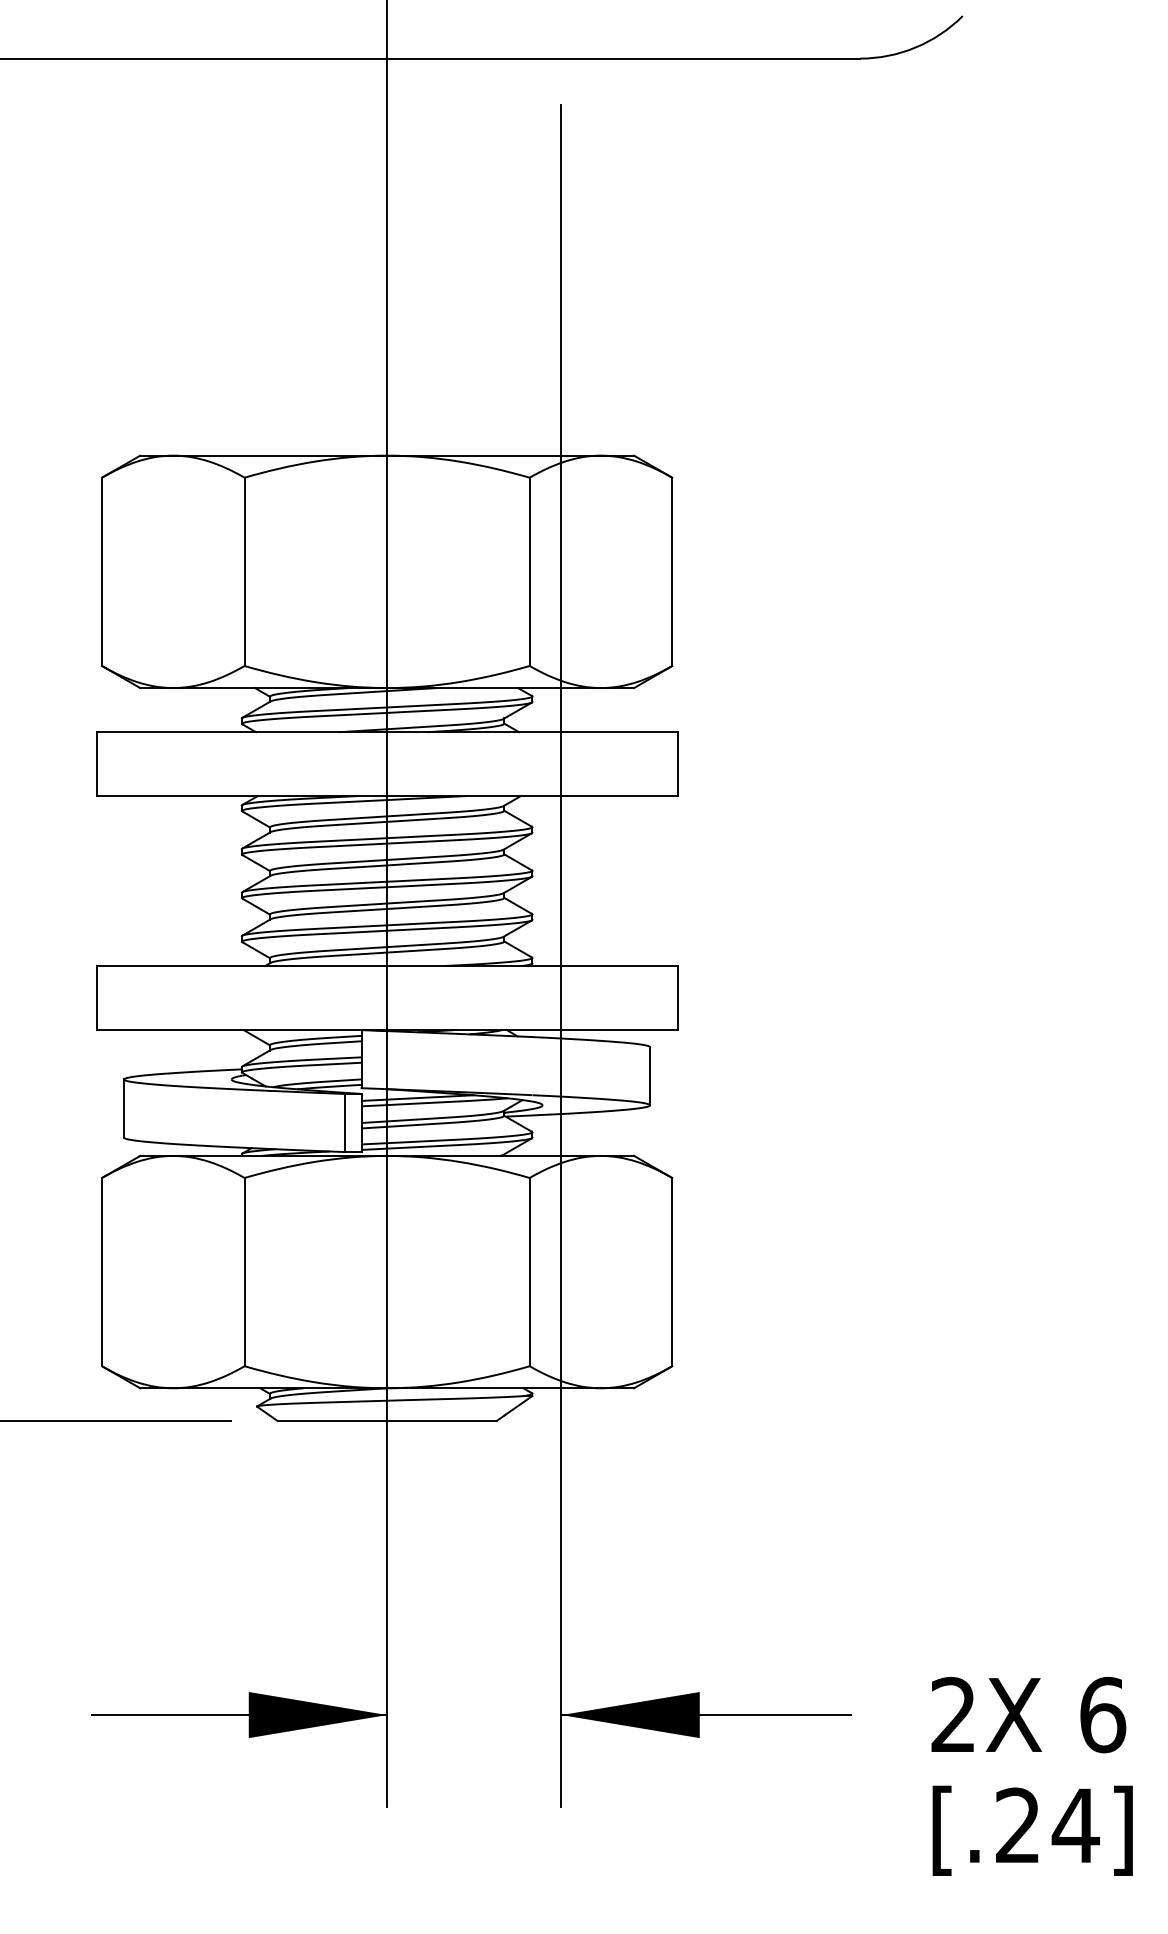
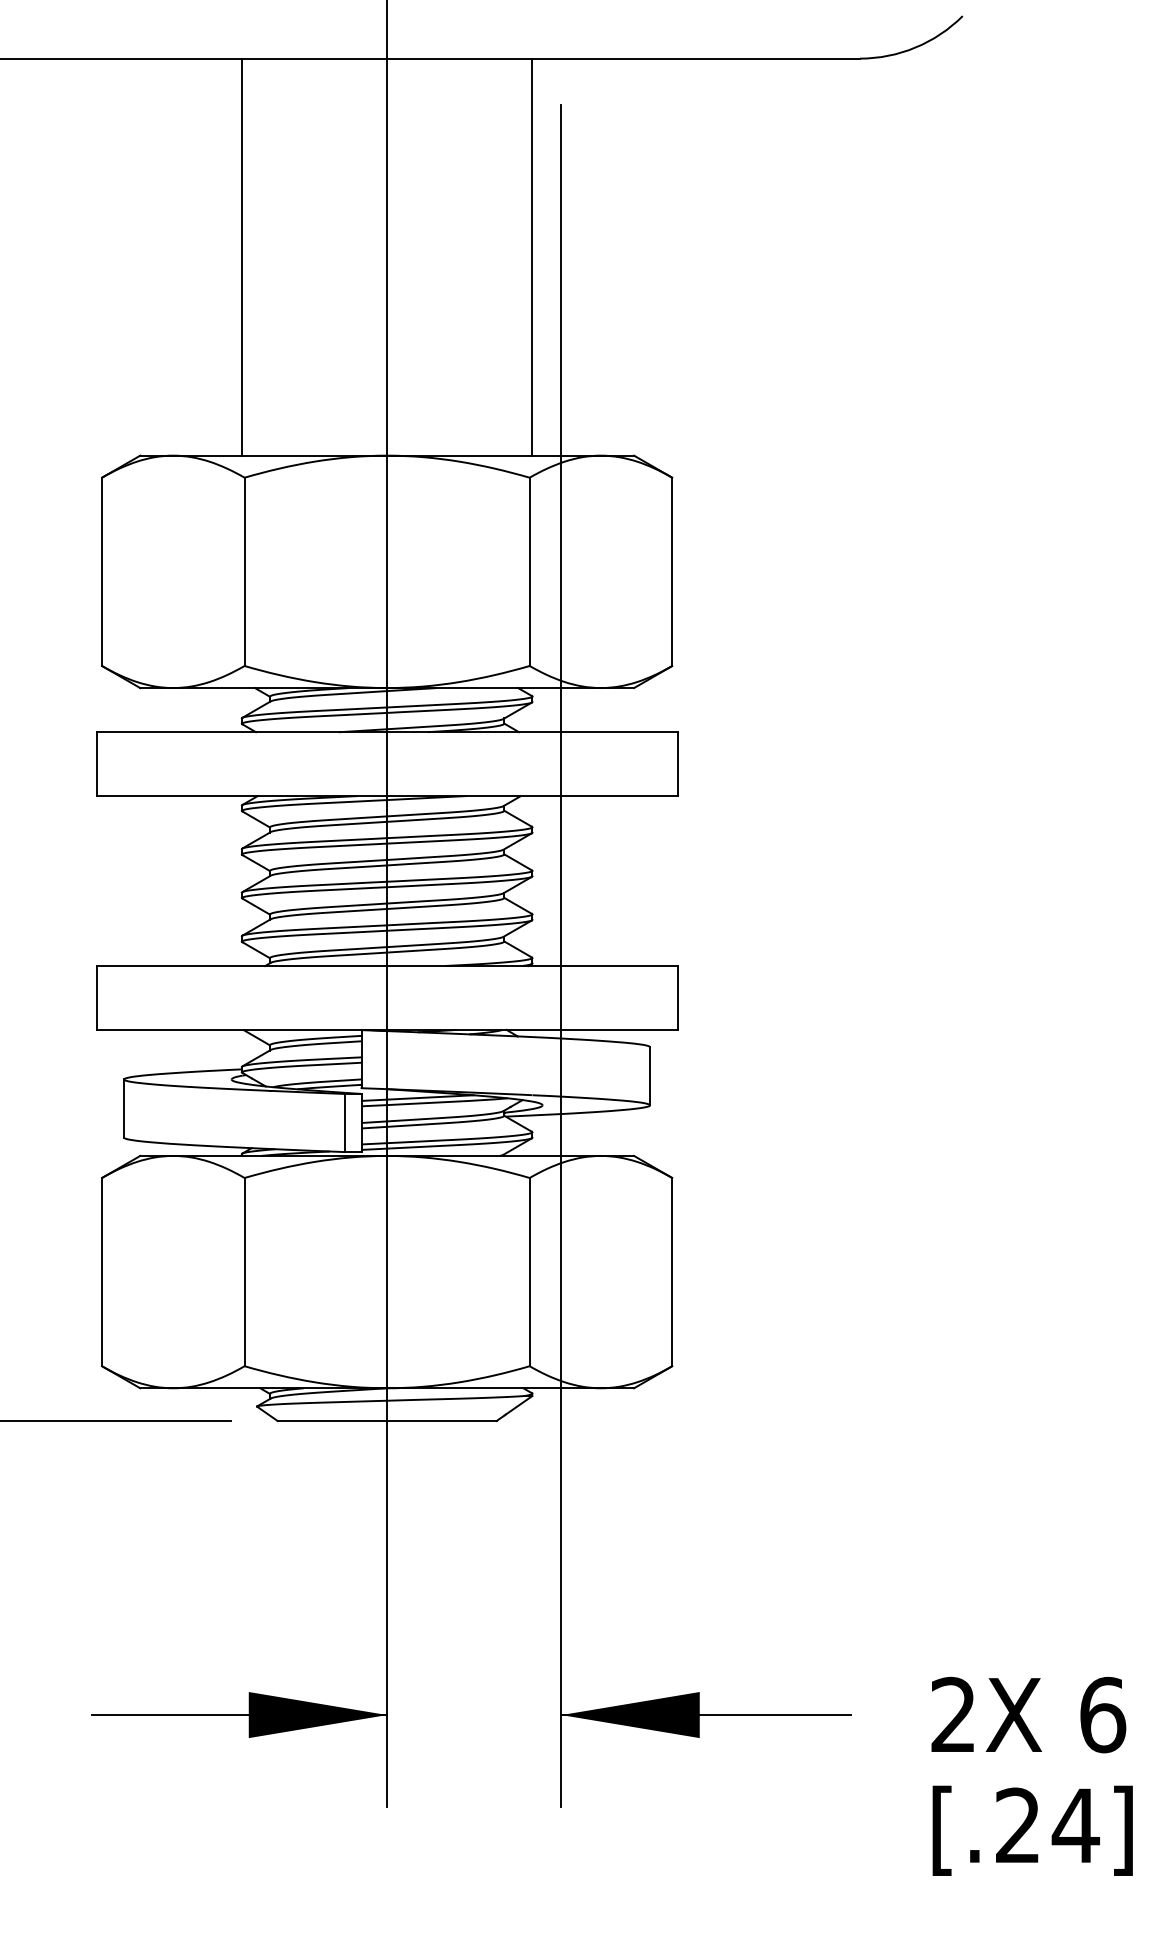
line: none -> present (241, 256)
line: none -> present (532, 256)
